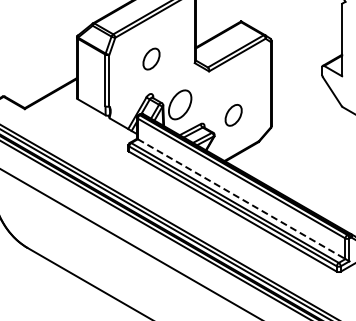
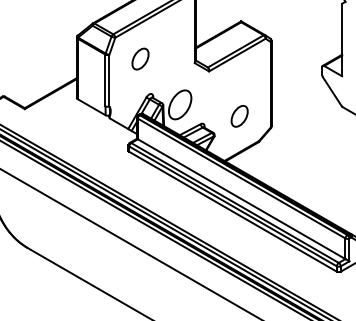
part position: (151, 58) -> (140, 58) (140, 58)
part position: (233, 115) -> (239, 116) (239, 116)
line: dashed -> solid (241, 199)
